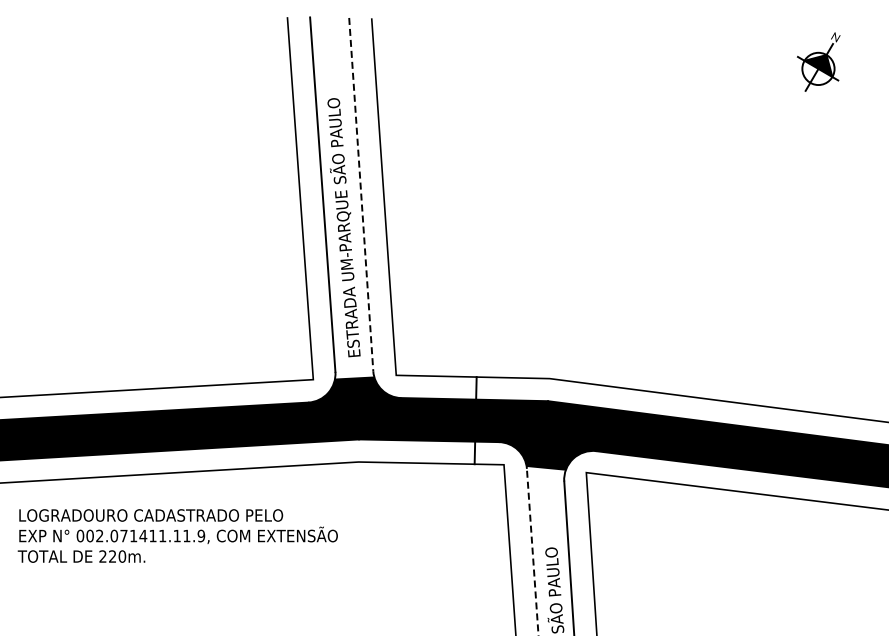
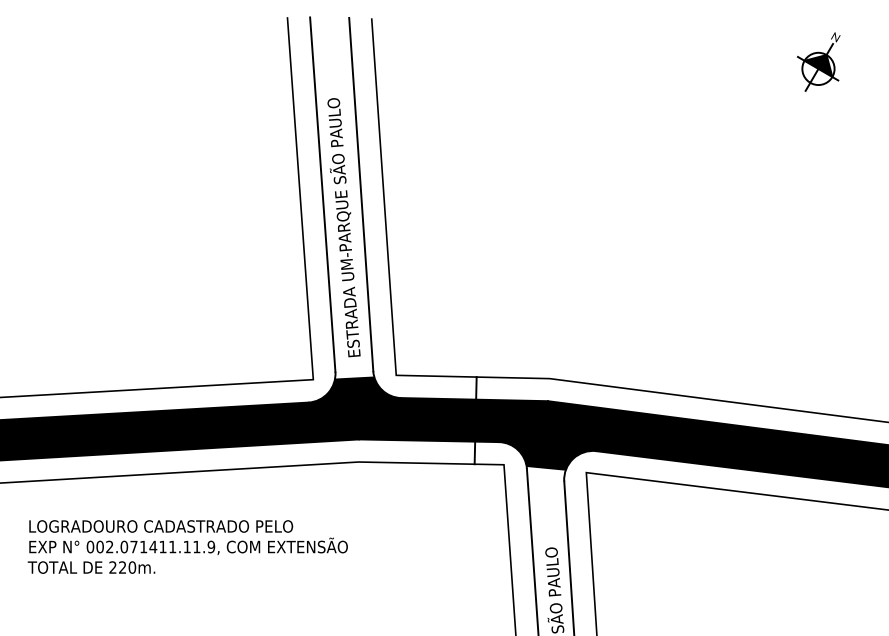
line: dashed -> solid (361, 195)
text position: (177, 535) -> (187, 546) (187, 546)
line: dashed -> solid (532, 551)
